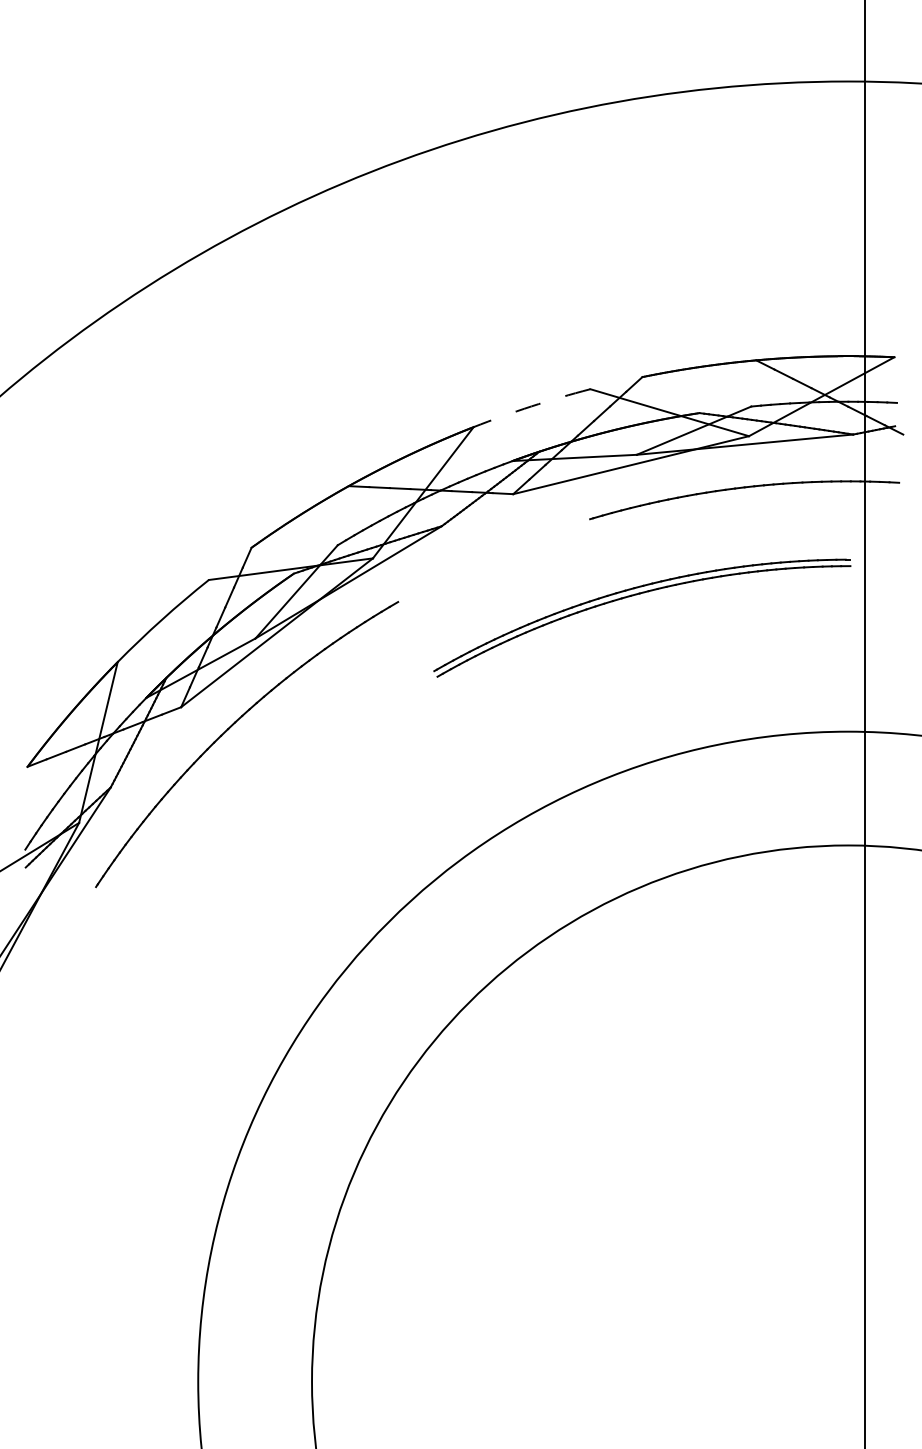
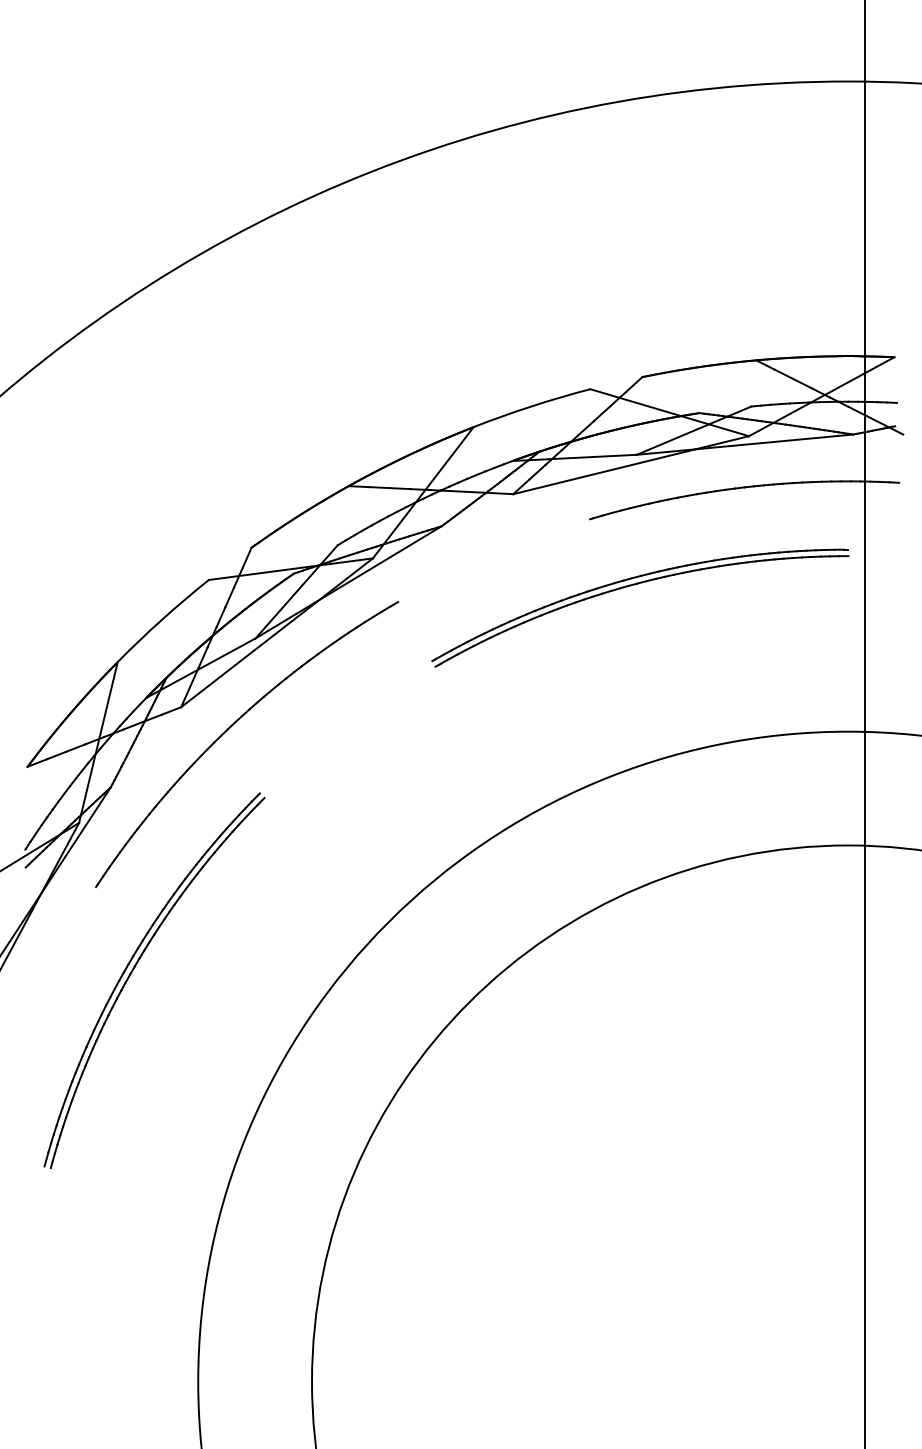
arc: dashed -> solid (531, 406)
part position: (636, 595) -> (634, 585) (634, 585)
part: none -> present (134, 969)
